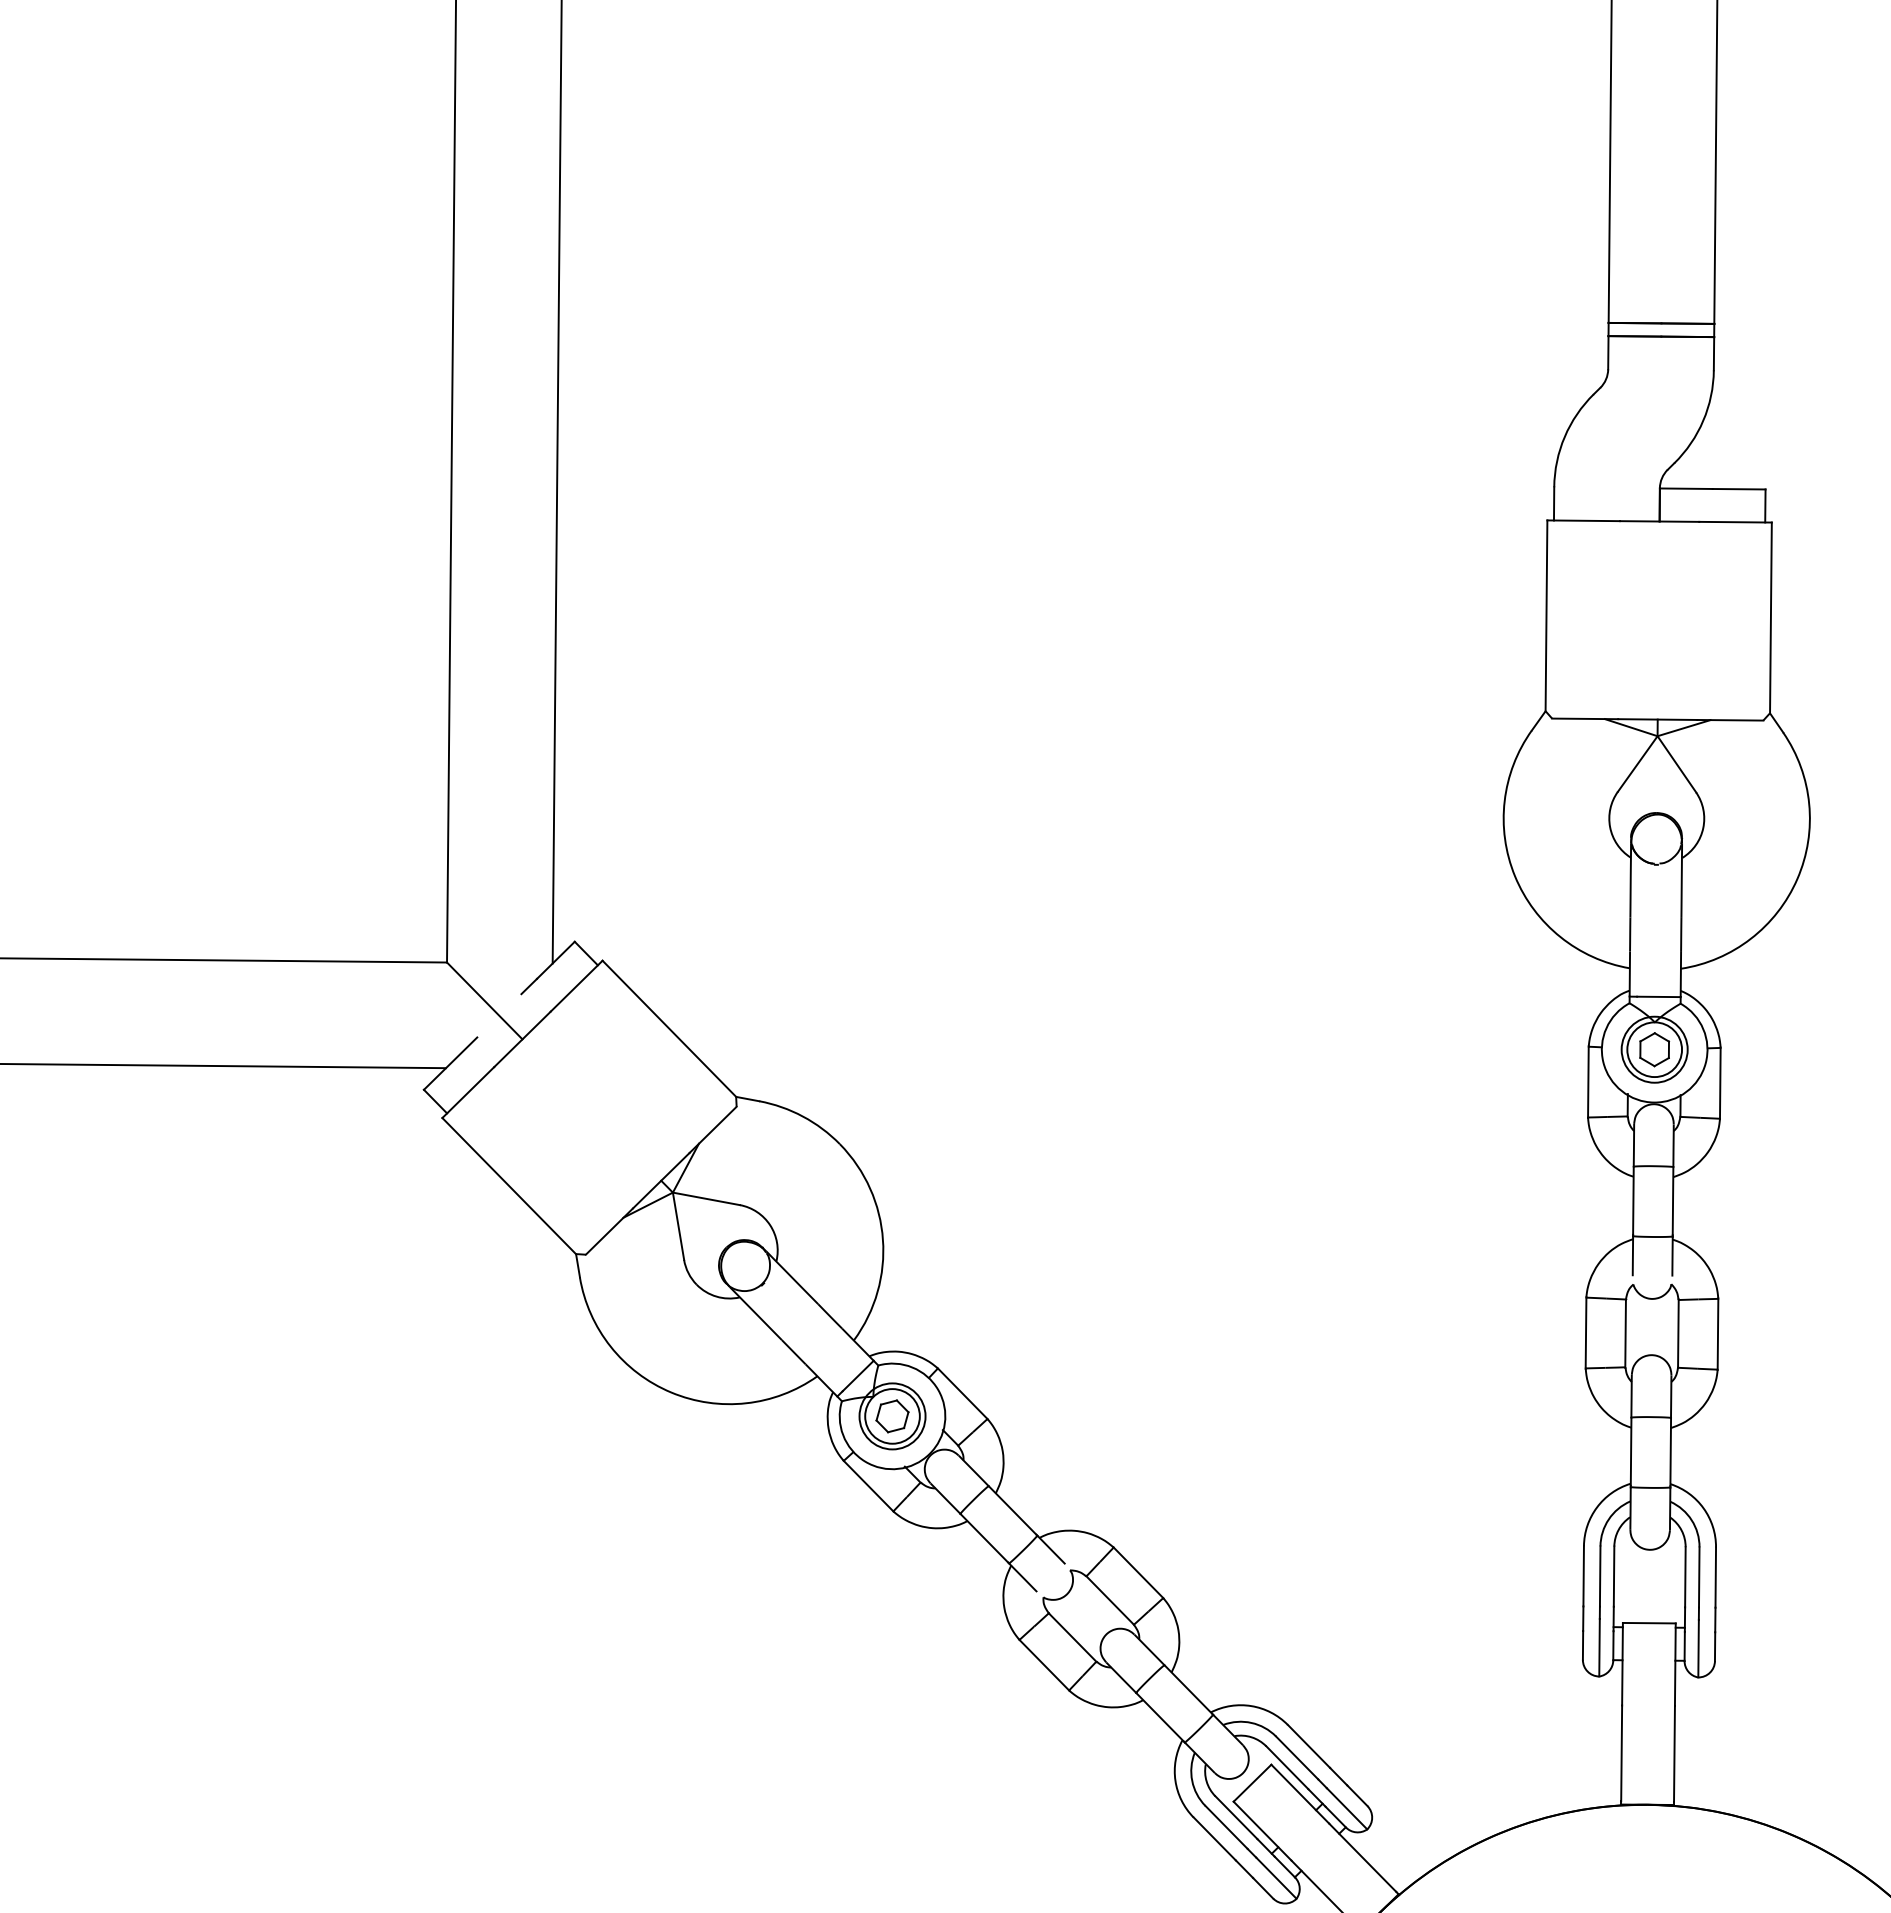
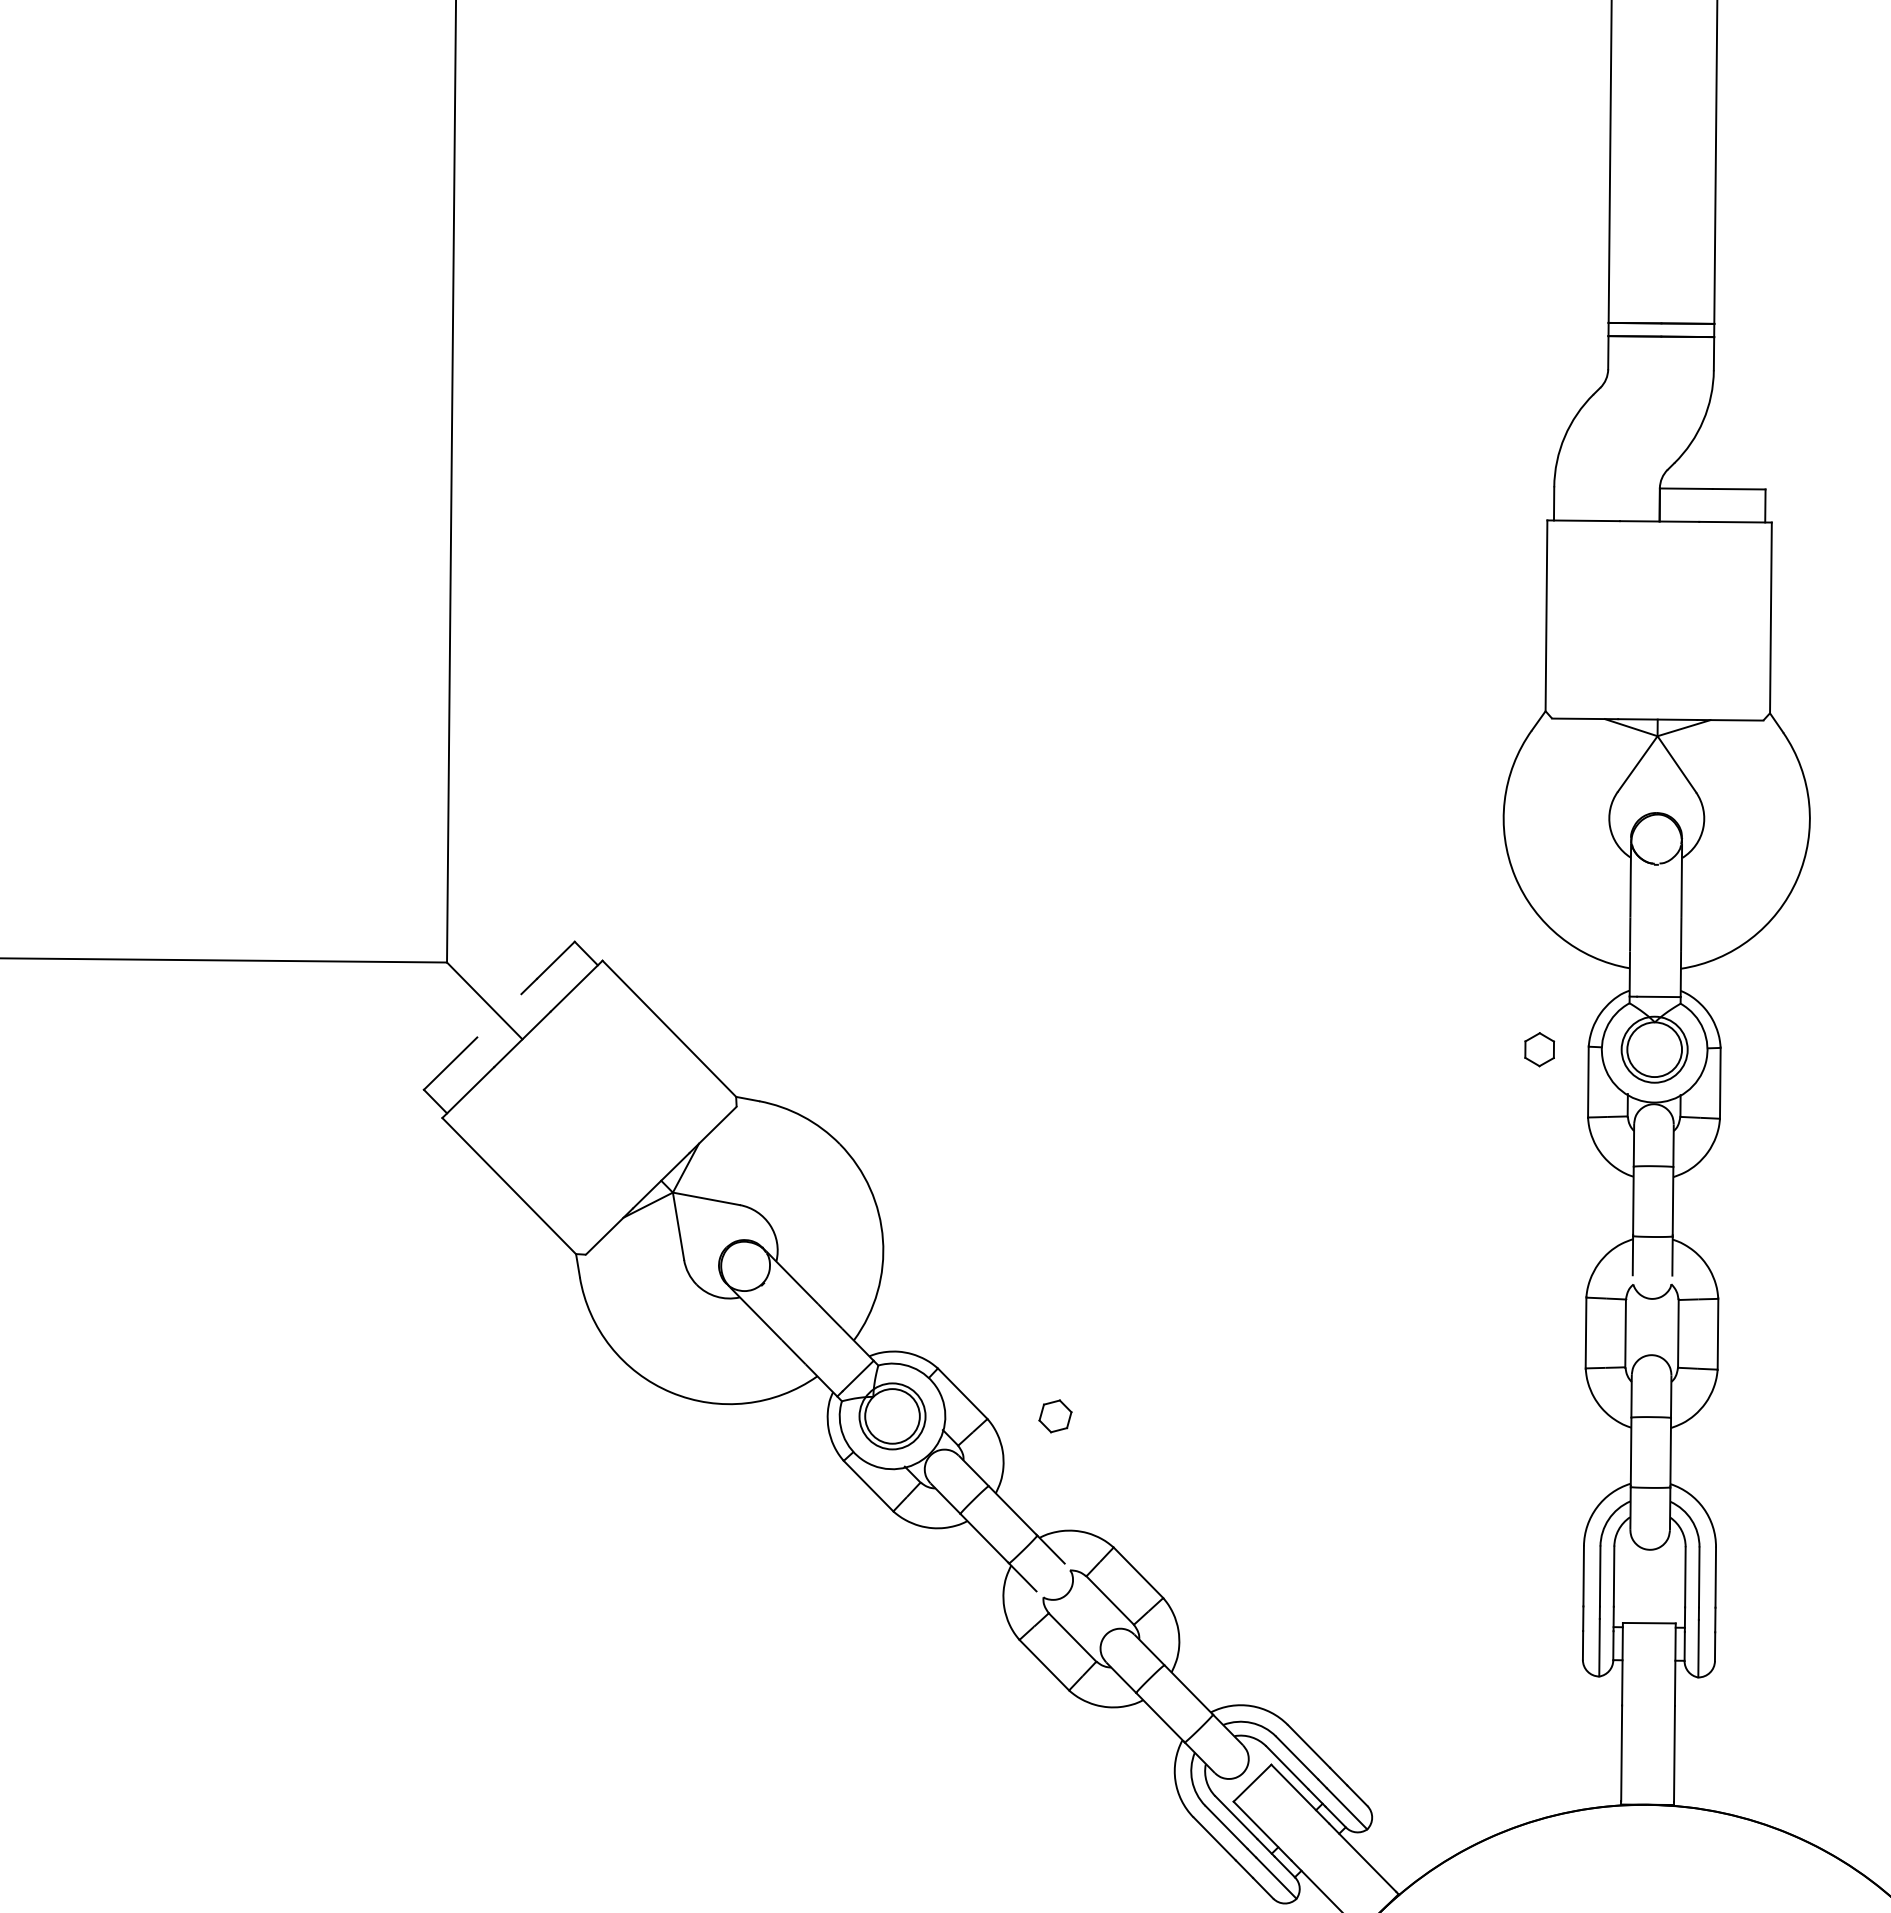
line: present -> none (556, 482)
part position: (1654, 1049) -> (1539, 1049) (1539, 1049)
line: present -> none (224, 1066)
part position: (892, 1416) -> (1055, 1416) (1055, 1416)
